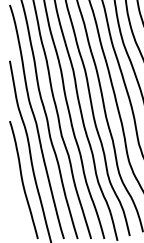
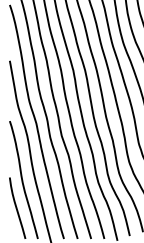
curve: none -> present (17, 207)
